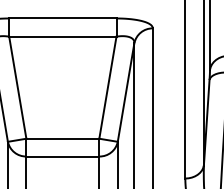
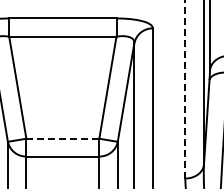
line: solid -> dashed (185, 88)
line: solid -> dashed (63, 138)
